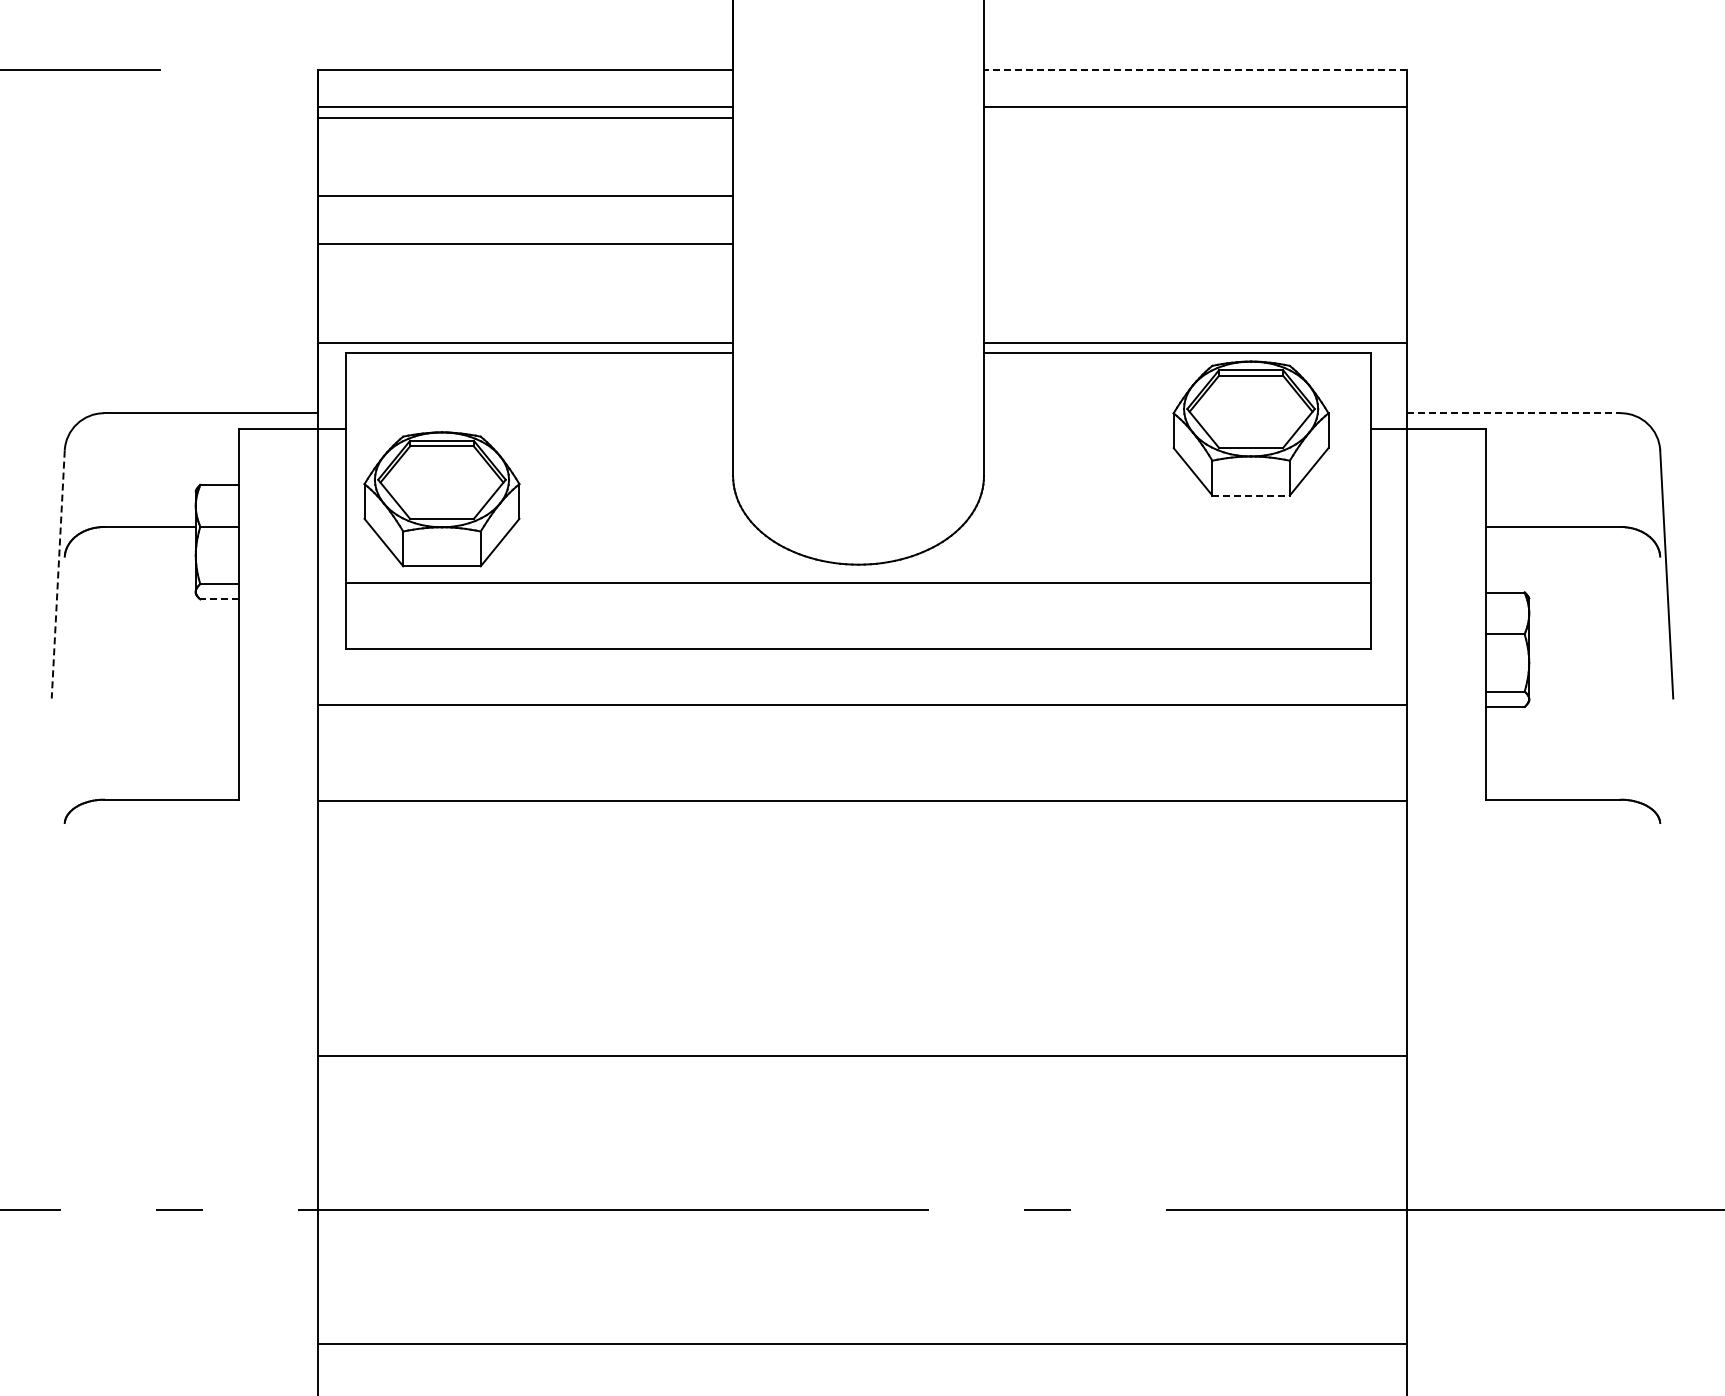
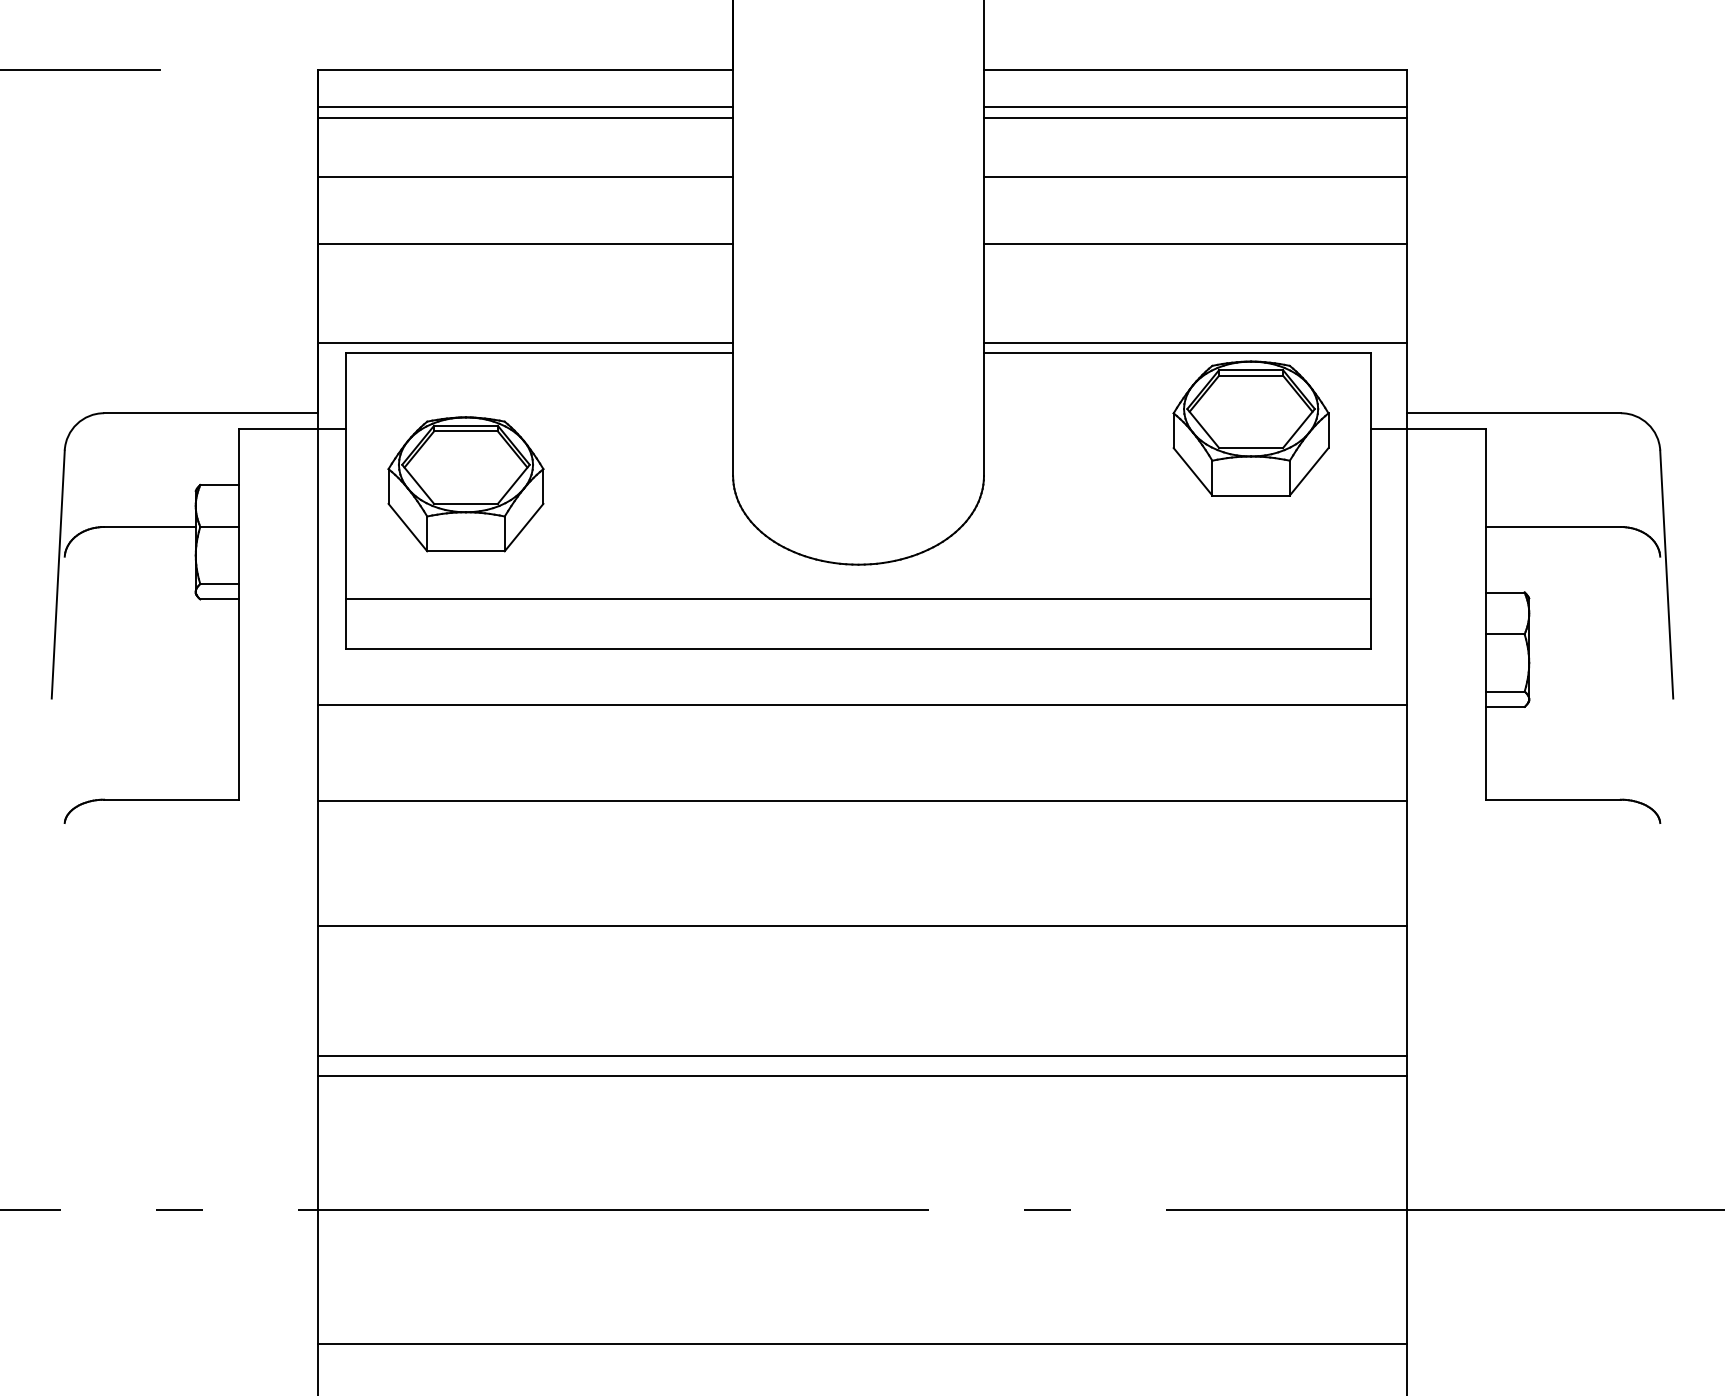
line: dashed -> solid (1194, 70)
line: none -> present (1195, 118)
line: none -> present (1195, 177)
line position: (525, 196) -> (525, 177) (525, 177)
line: none -> present (1195, 243)
line: dashed -> solid (1513, 413)
line: dashed -> solid (1251, 495)
part position: (441, 499) -> (465, 484) (465, 484)
line: dashed -> solid (58, 575)
line position: (858, 582) -> (858, 598) (858, 598)
line: dashed -> solid (219, 599)
line: none -> present (862, 926)
line: none -> present (862, 1076)
